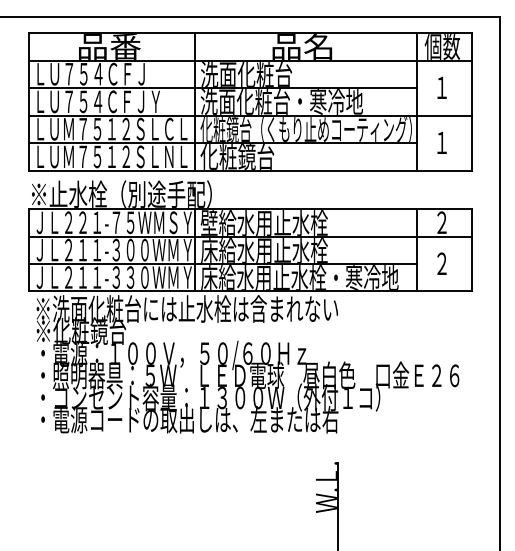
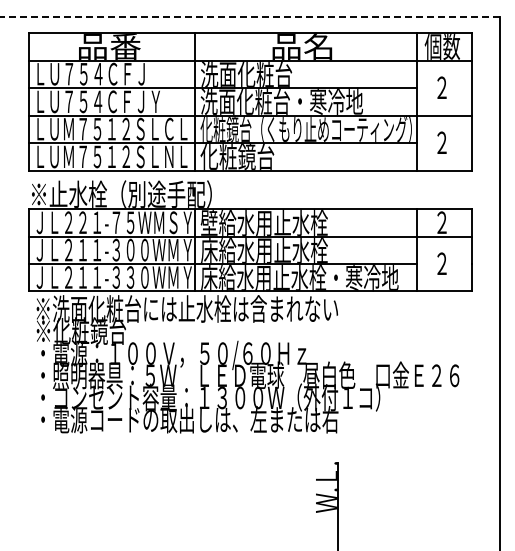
line: solid -> dashed (250, 16)
text: １ -> ２ (441, 86)
text: １ -> ２ (441, 141)
